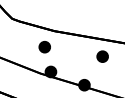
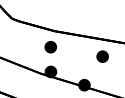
part position: (44, 47) -> (50, 47) (50, 47)
